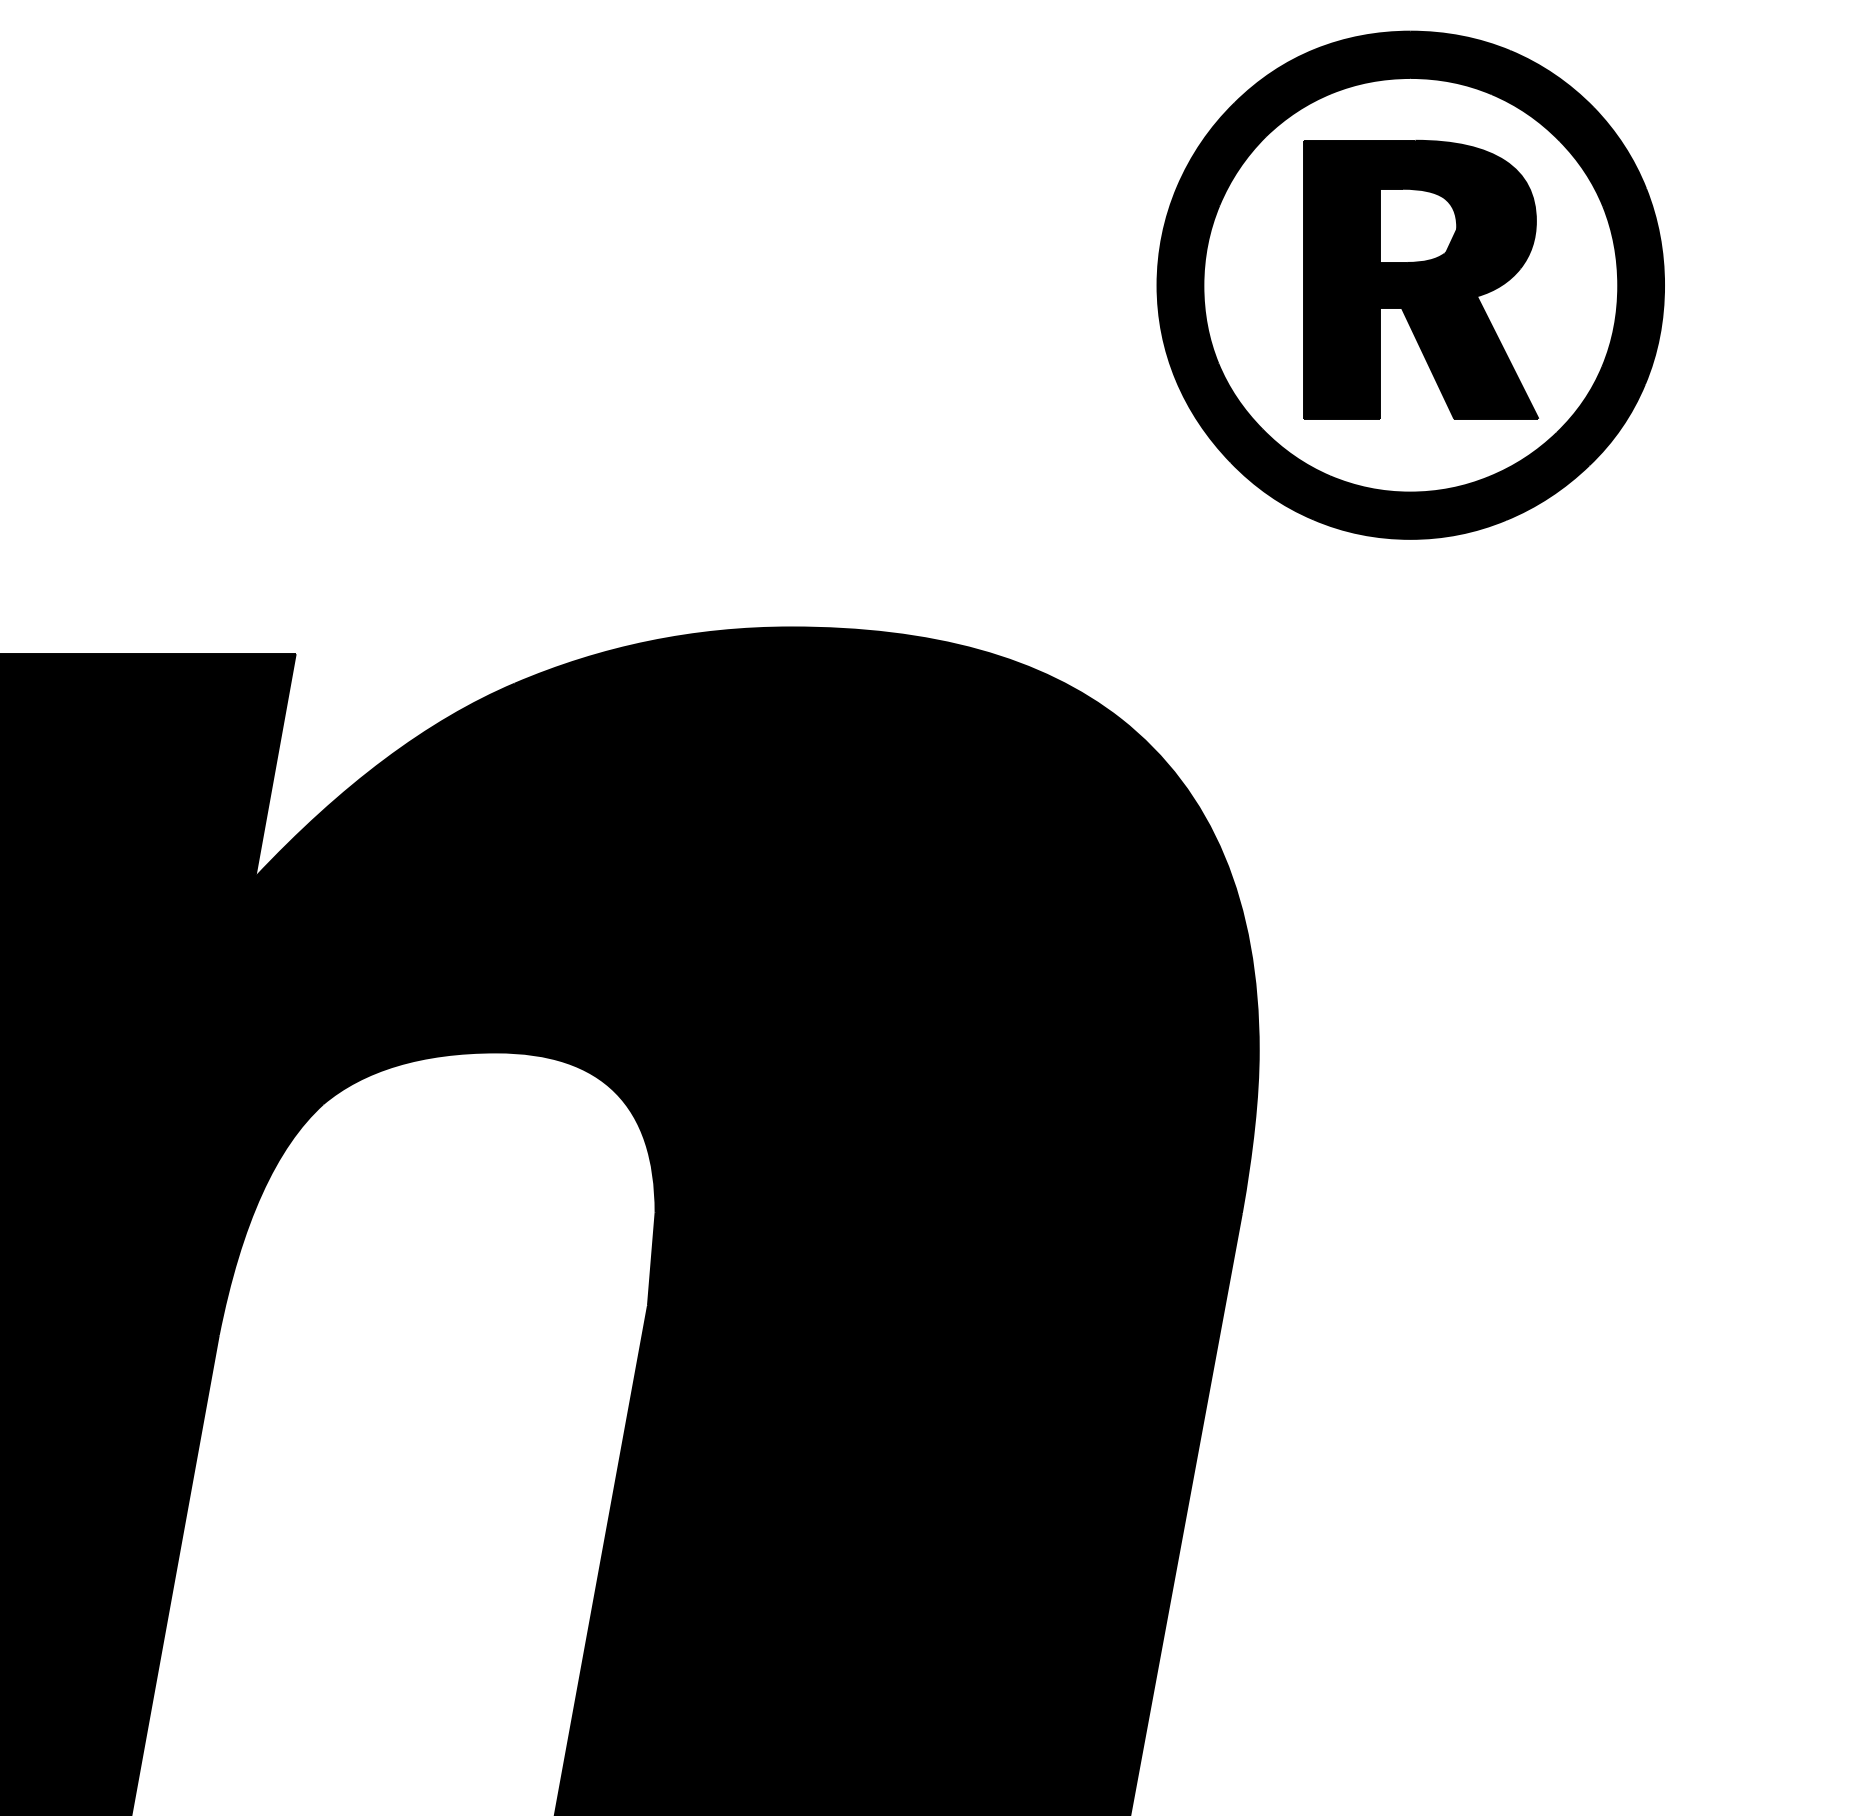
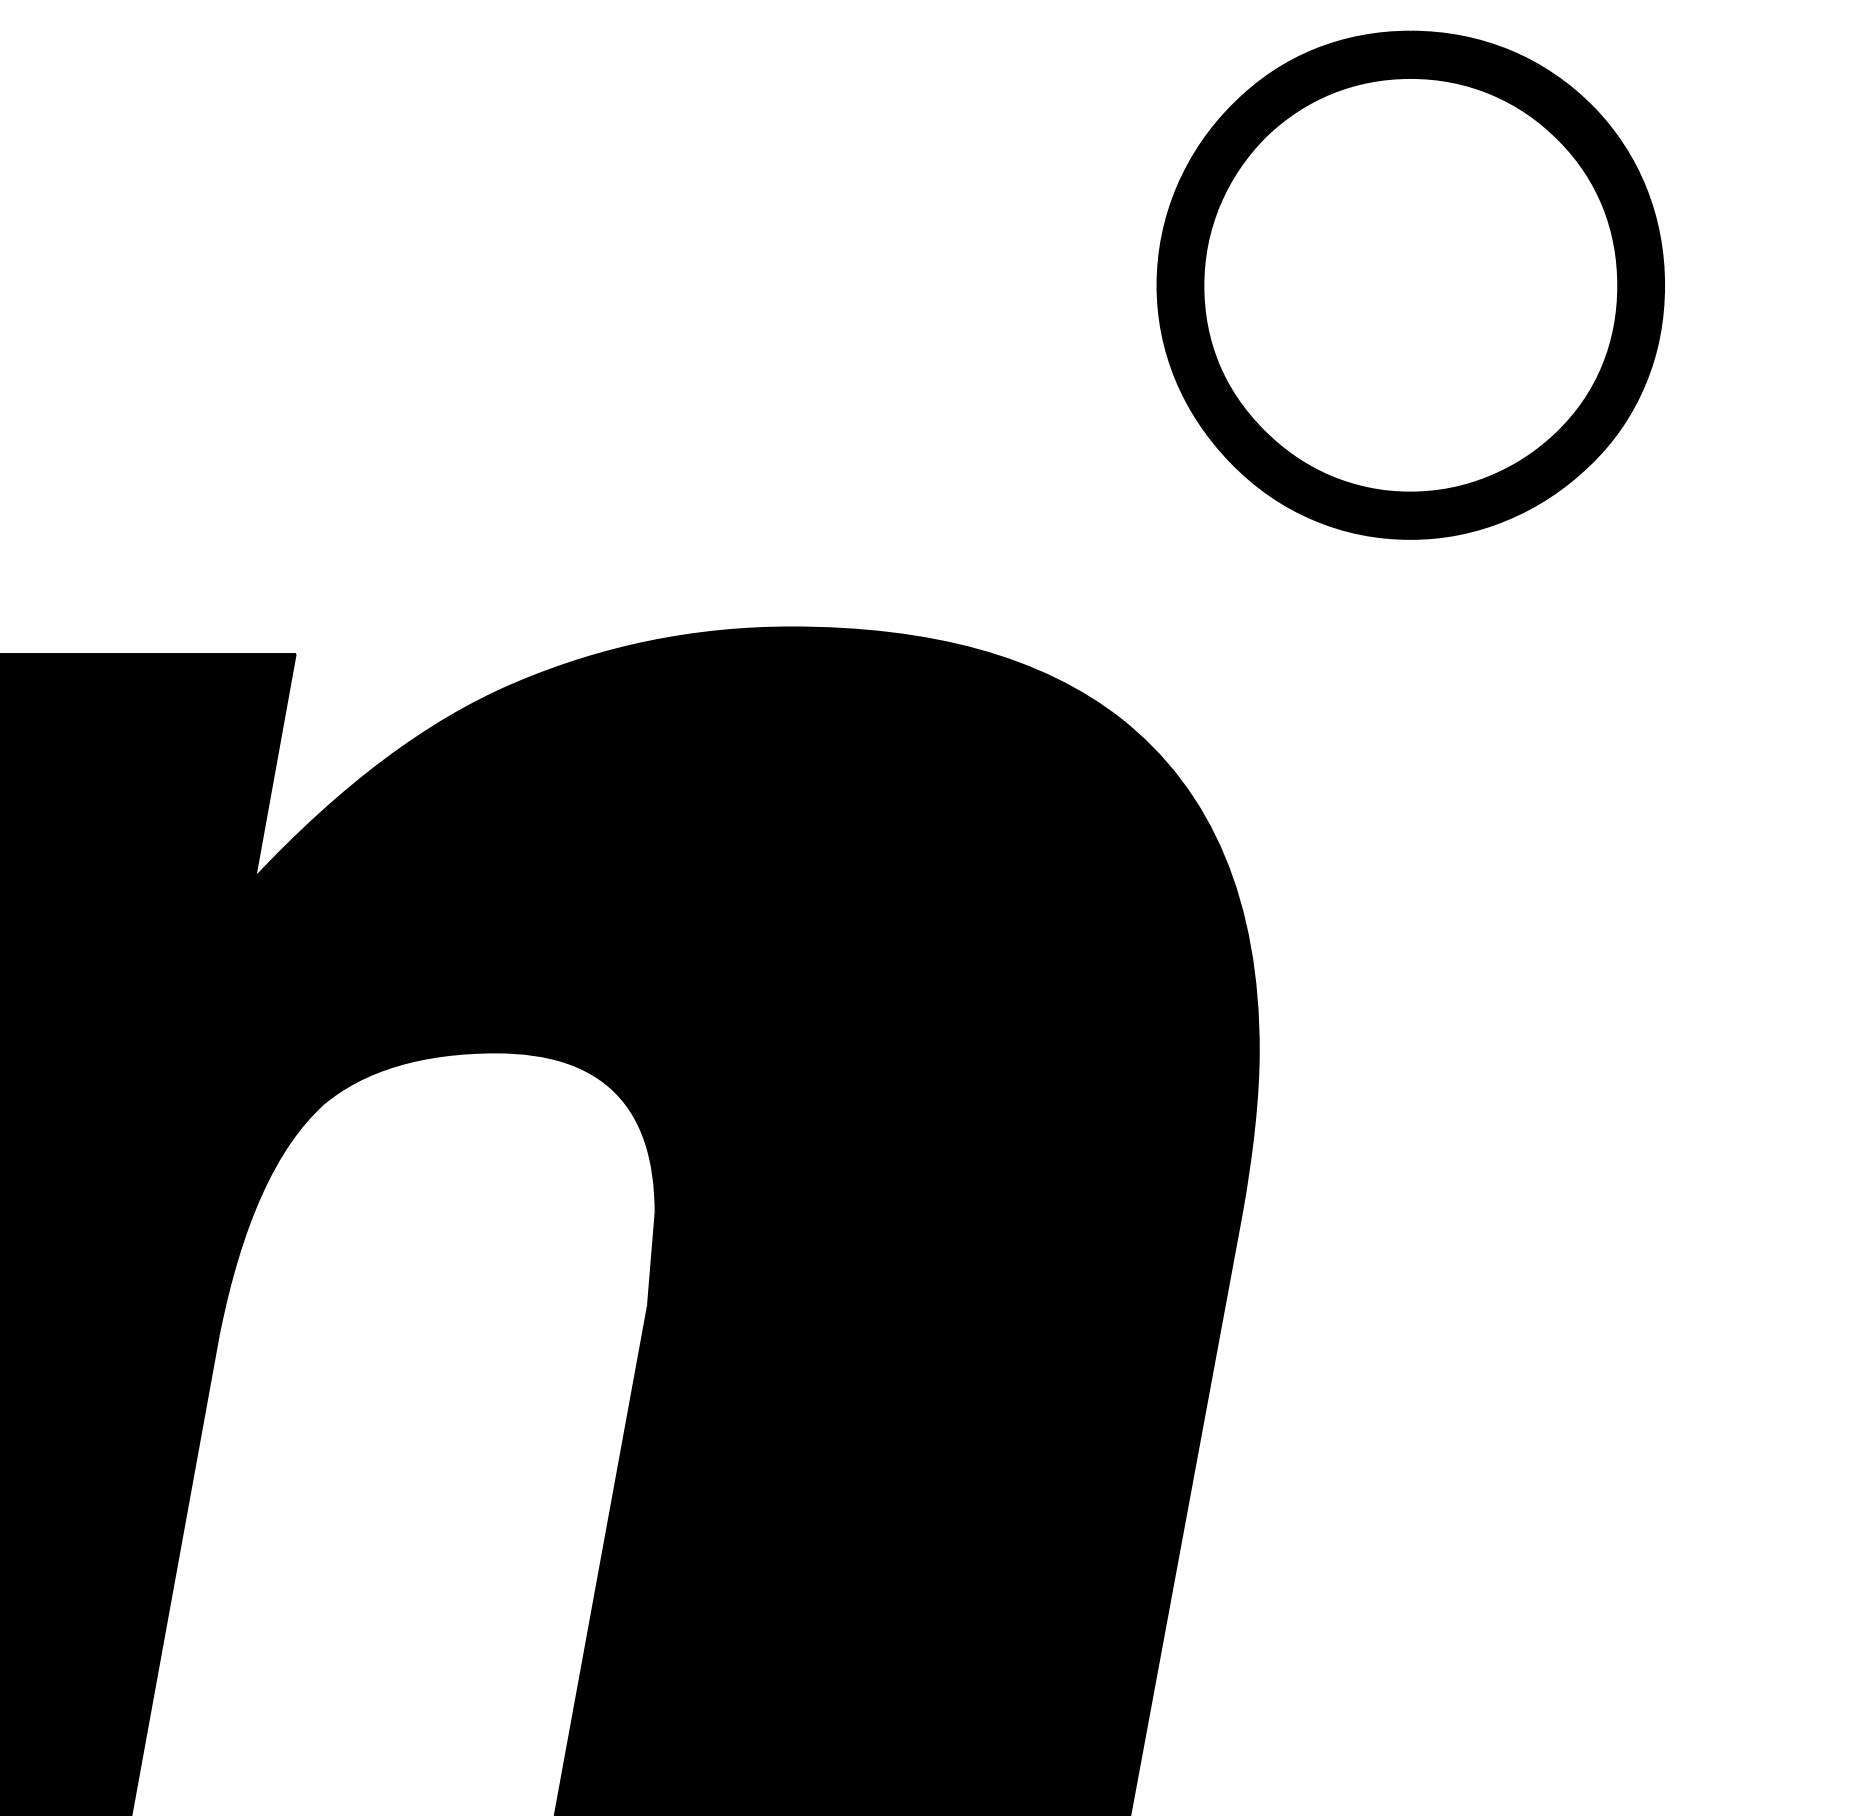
part: present -> none (1421, 279)
